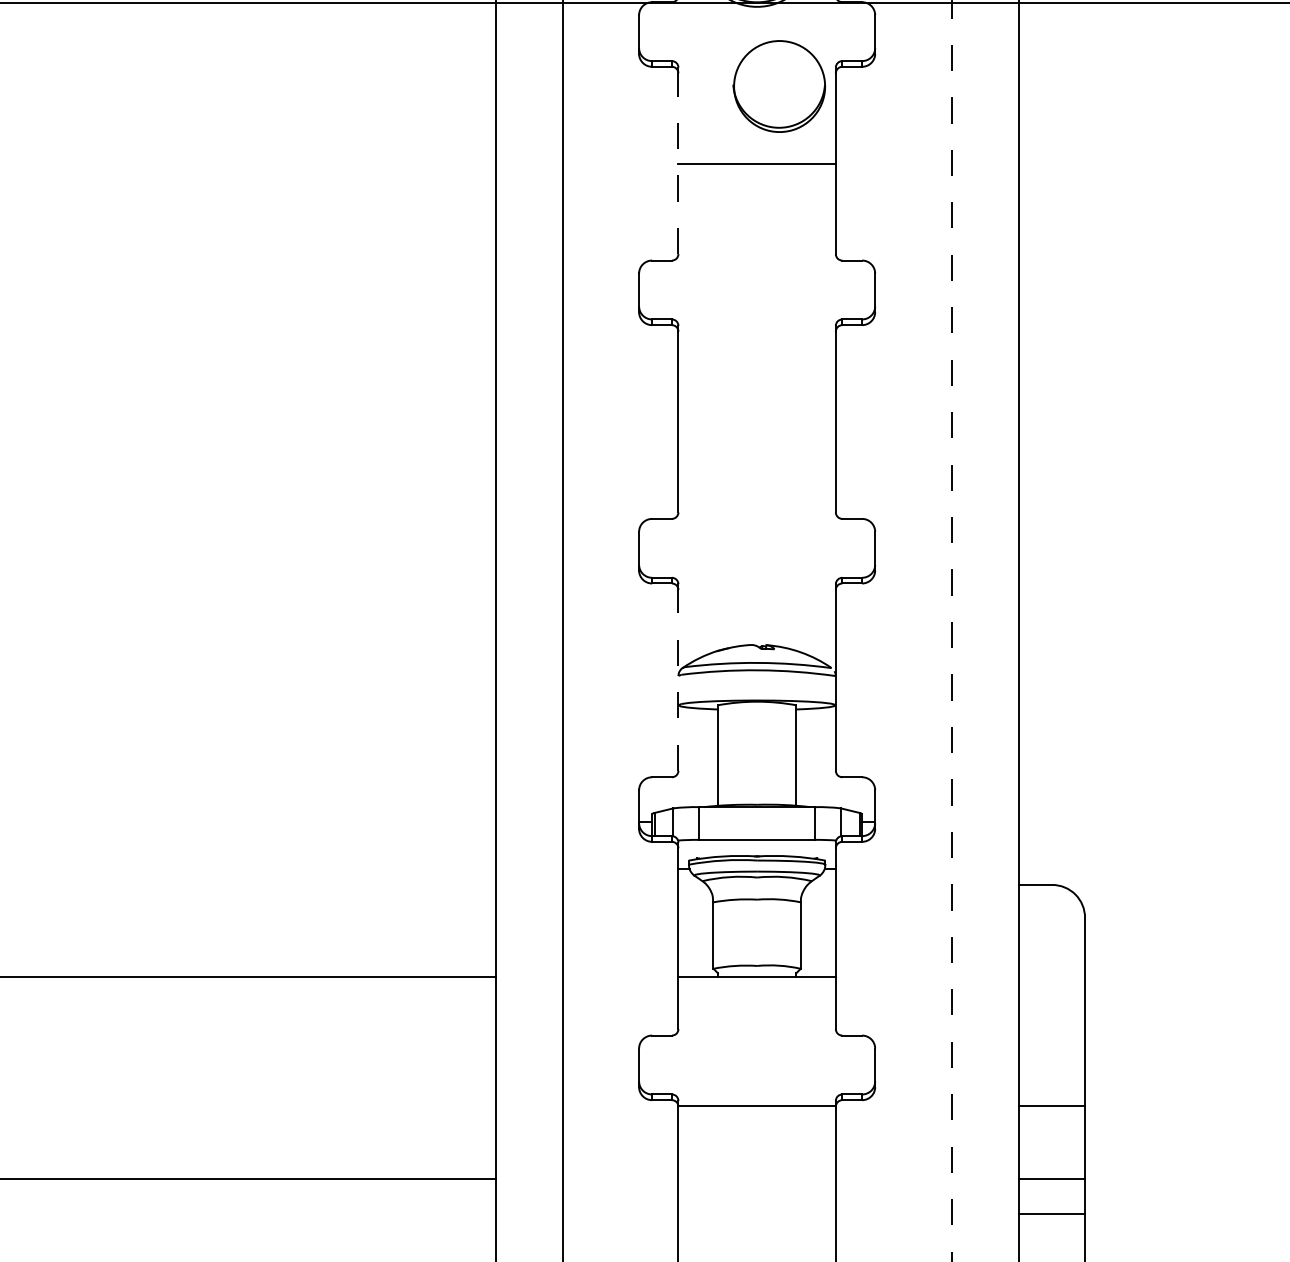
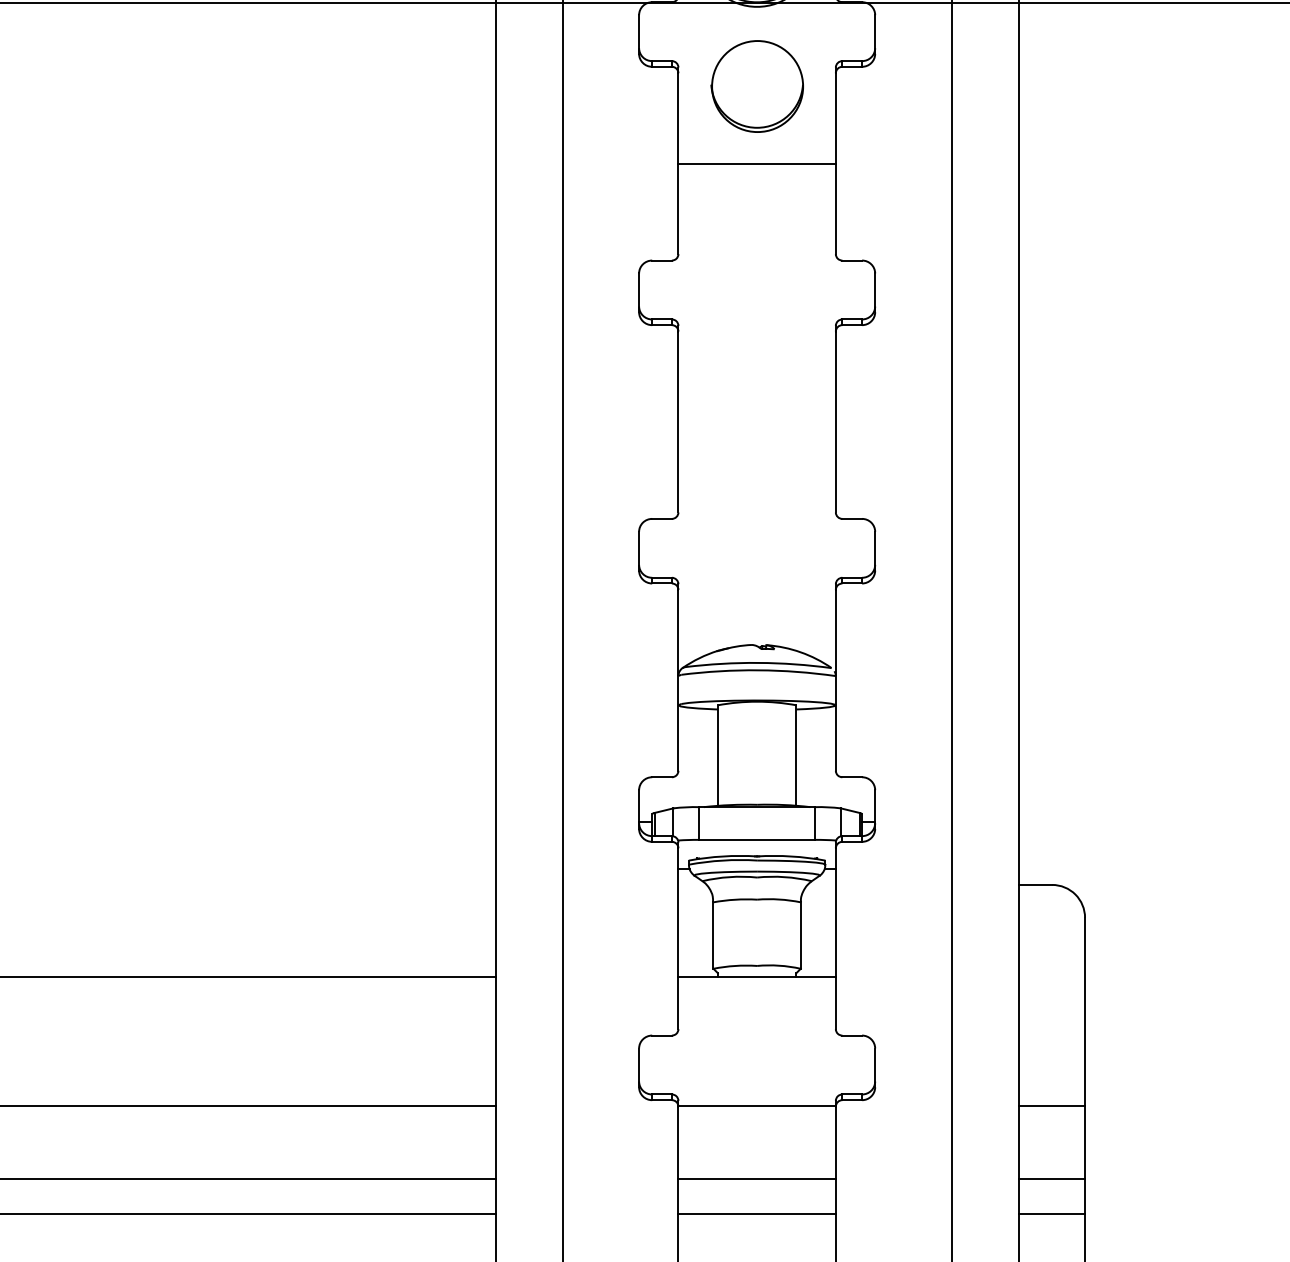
part position: (778, 86) -> (756, 86) (756, 86)
line: dashed -> solid (678, 163)
line: dashed -> solid (951, 631)
line: dashed -> solid (678, 679)
line: none -> present (248, 1105)
line: none -> present (756, 1179)
line: none -> present (248, 1213)
line: none -> present (756, 1213)
